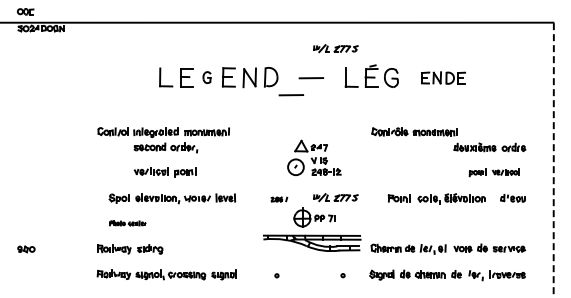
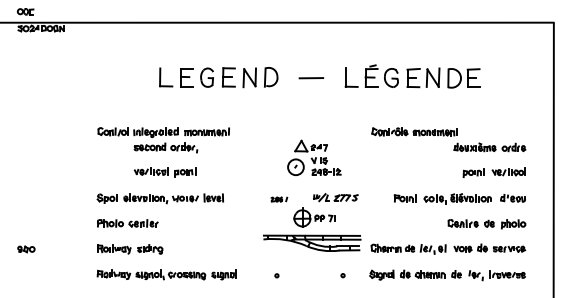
part: present -> none (335, 48)
part size: 10x14 px -> 14x21 px (206, 77)
part size: 45x14 px -> 75x22 px (443, 77)
line: present -> none (291, 95)
line: dashed -> solid (553, 160)
part size: 52x10 px -> 64x11 px (493, 172)
part position: (171, 198) -> (159, 198) (159, 198)
part position: (436, 198) -> (442, 198) (442, 198)
part size: 38x7 px -> 62x9 px (127, 223)
part: none -> present (486, 224)
